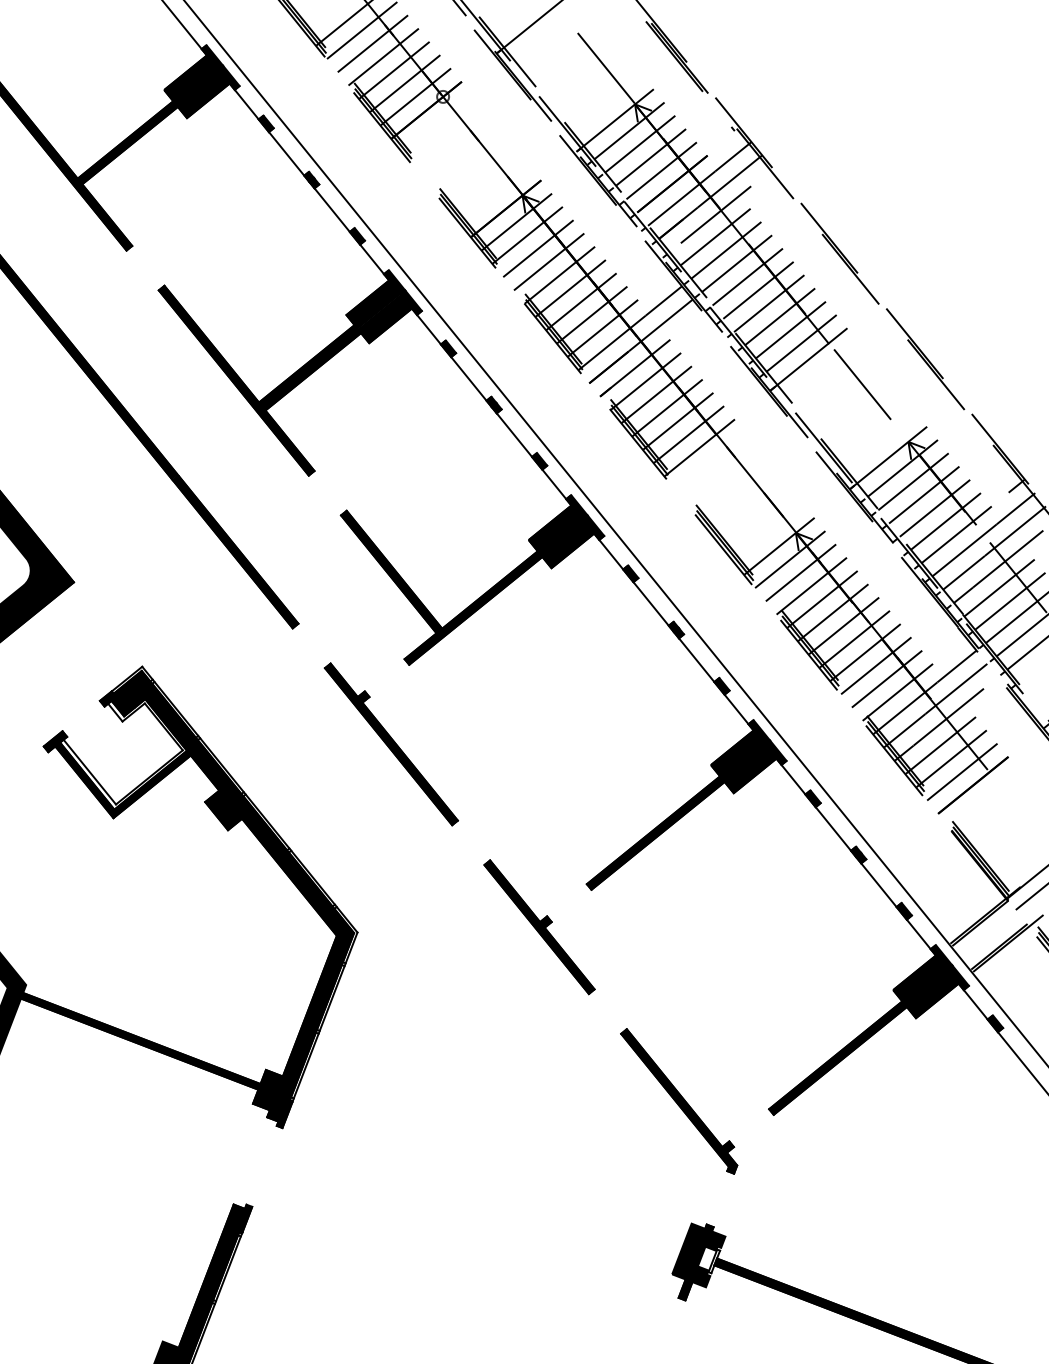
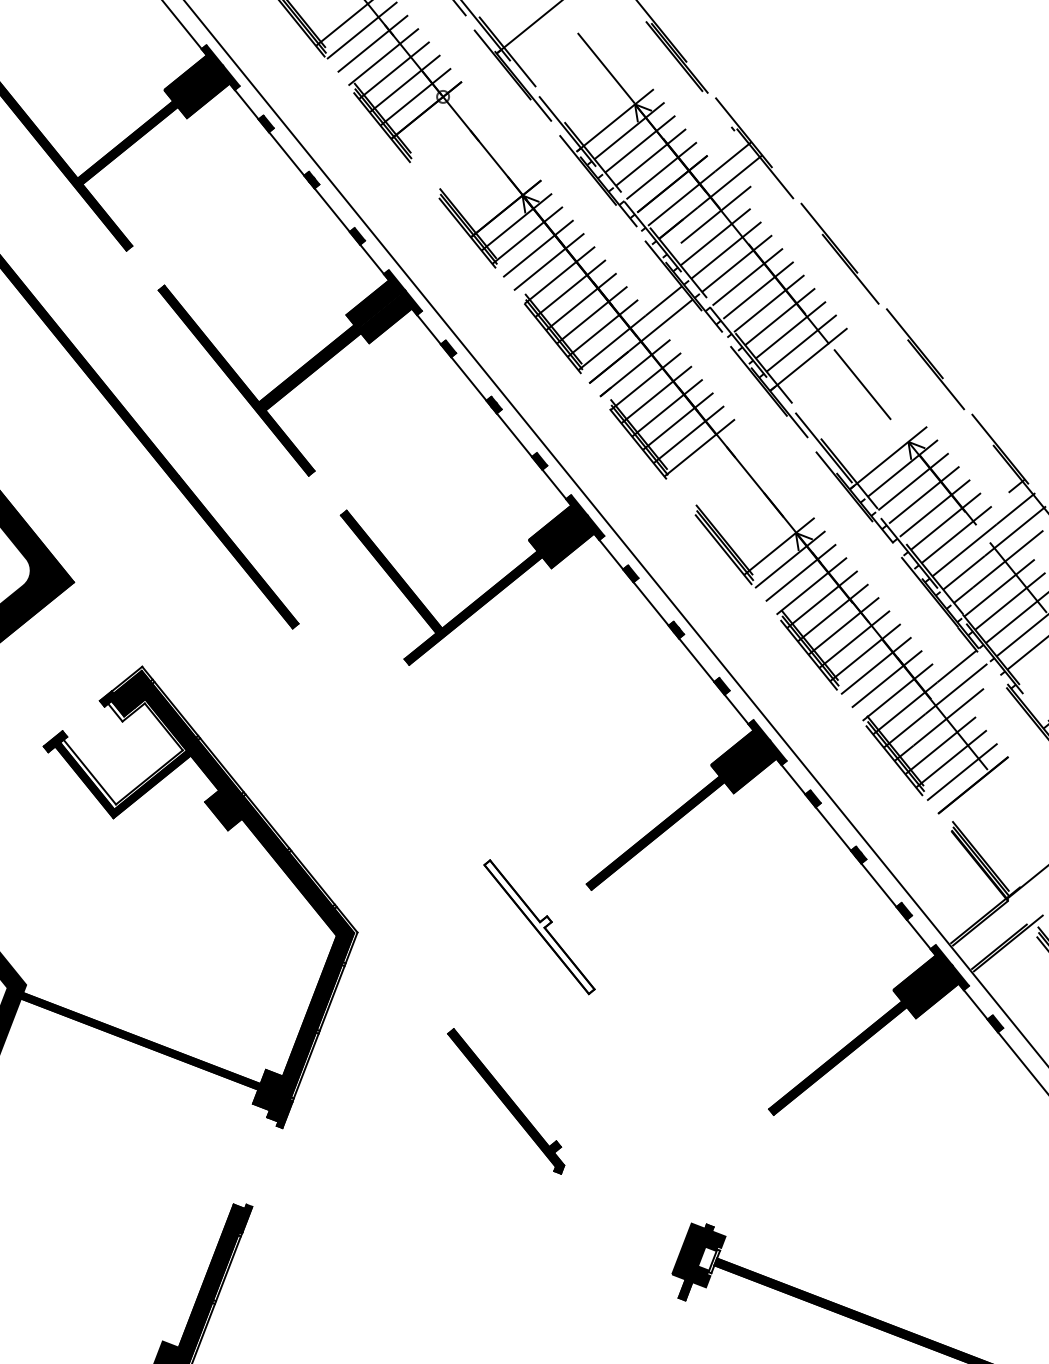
part: present -> none (390, 744)
line: present -> none (1030, 897)
fill: present -> none (539, 926)
part position: (679, 1101) -> (506, 1101) (506, 1101)
